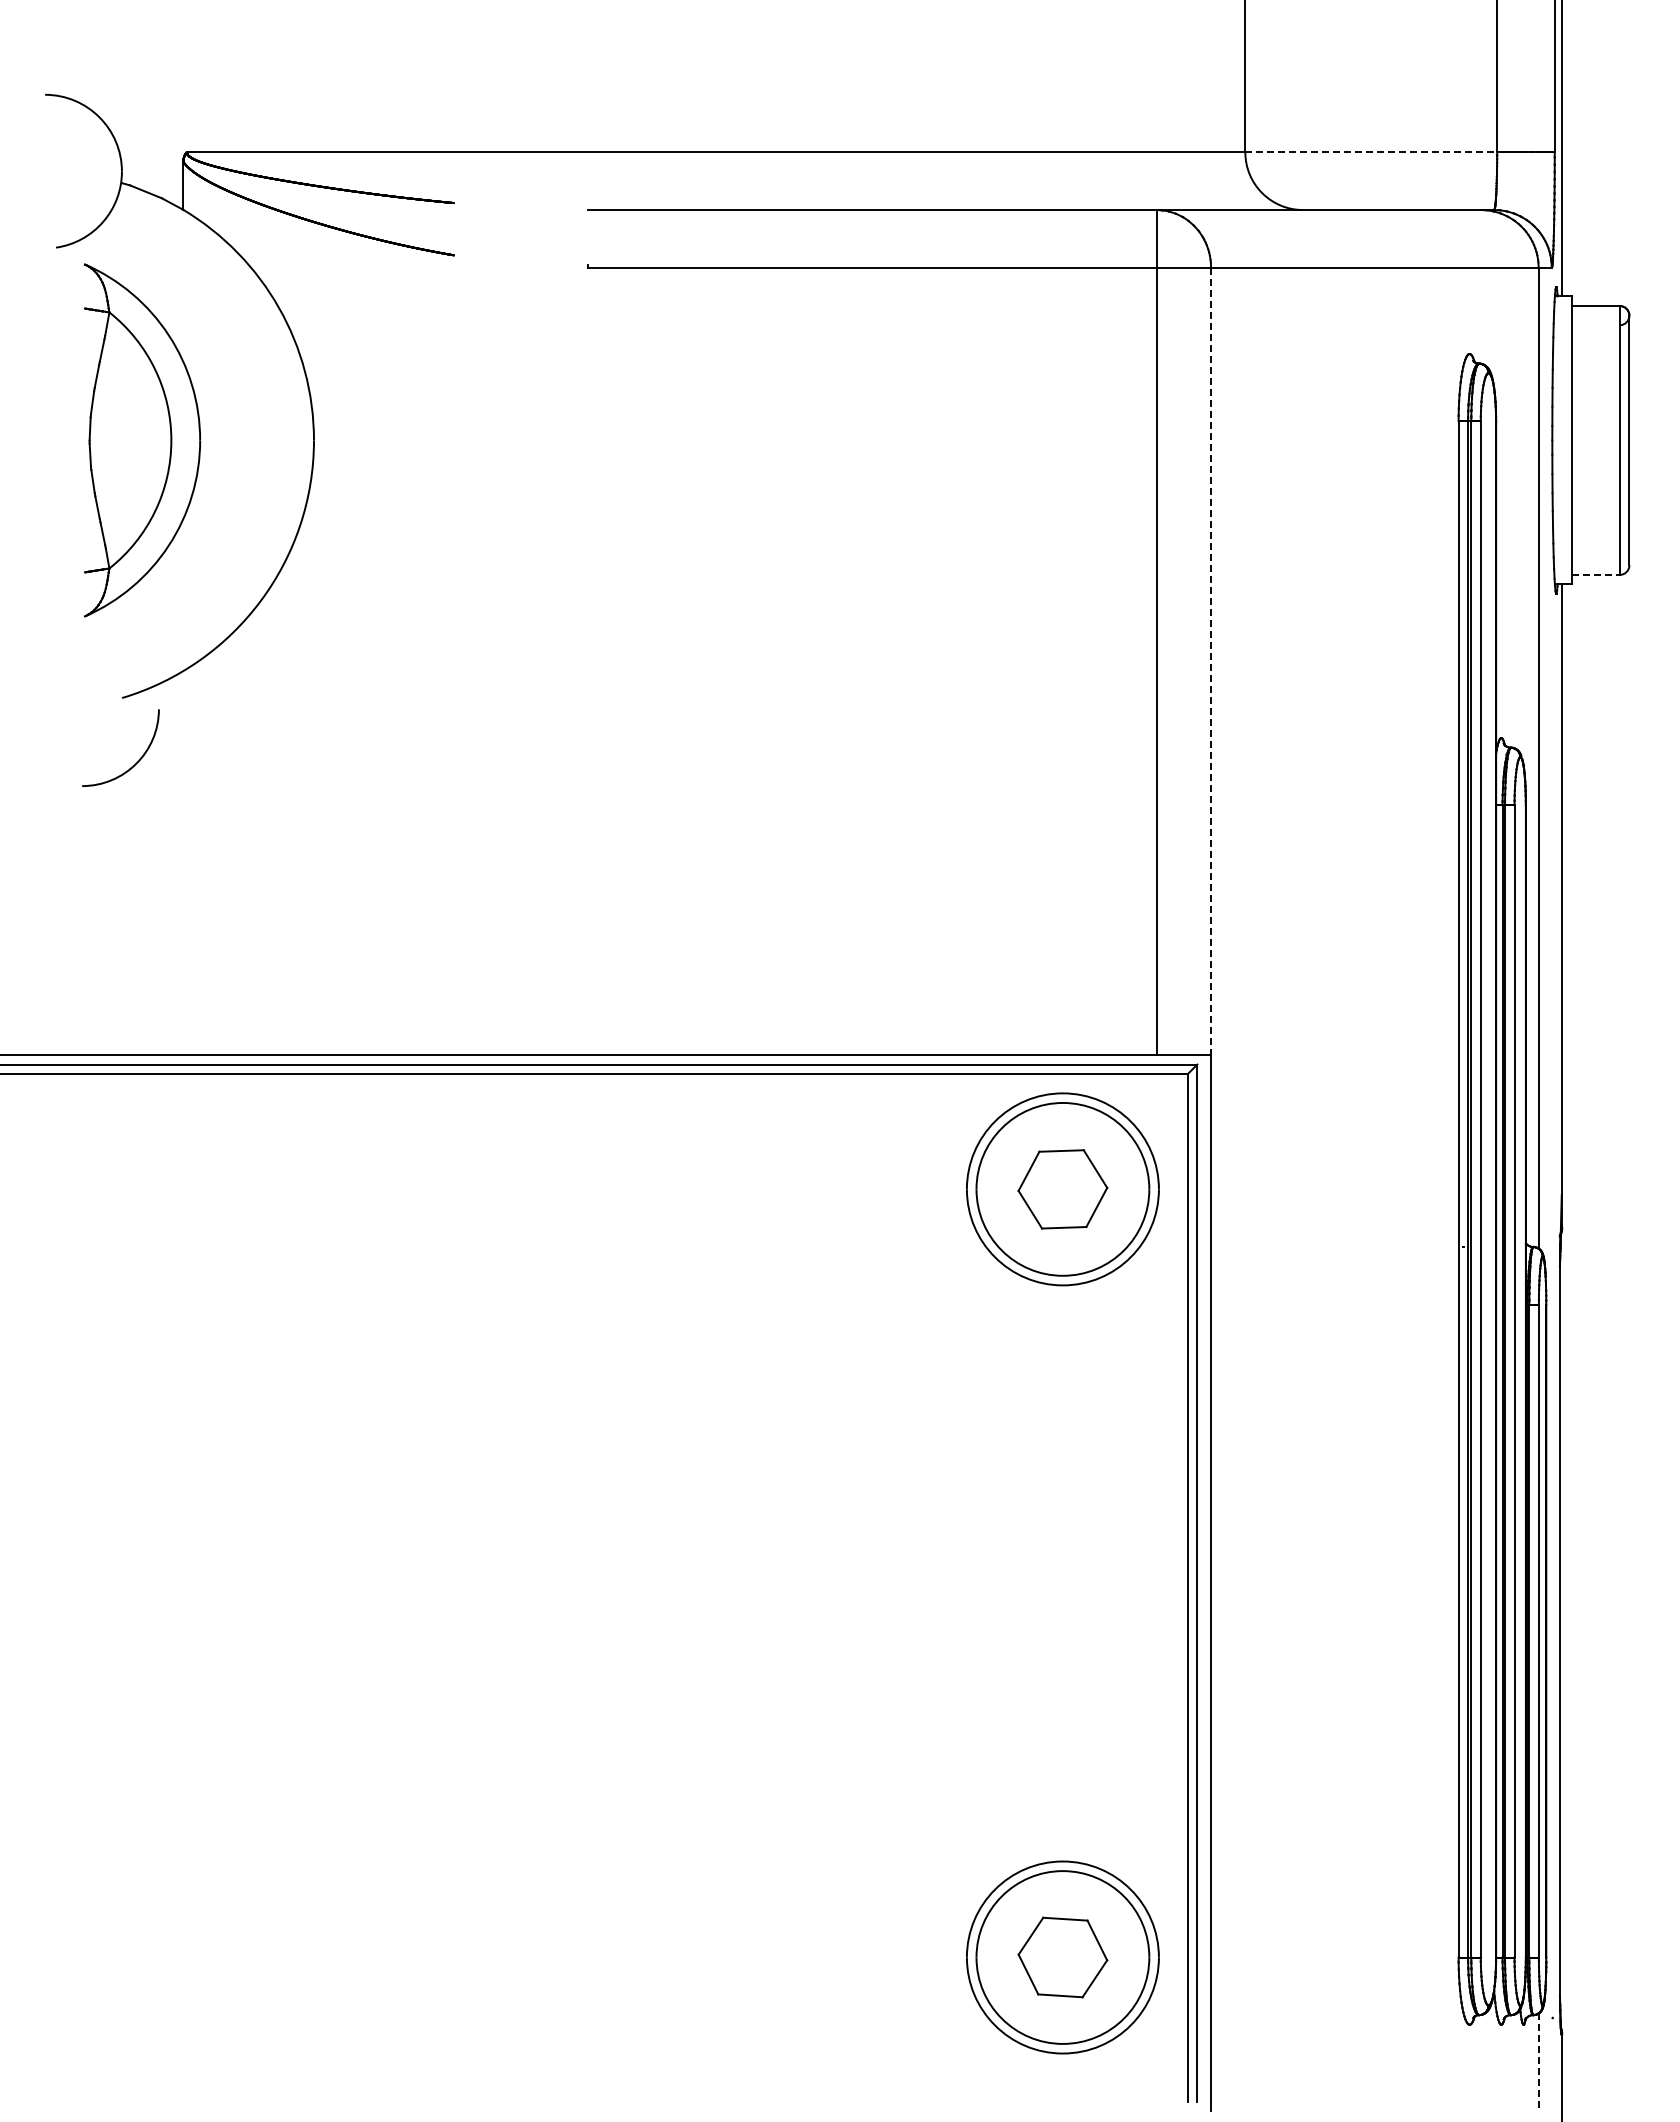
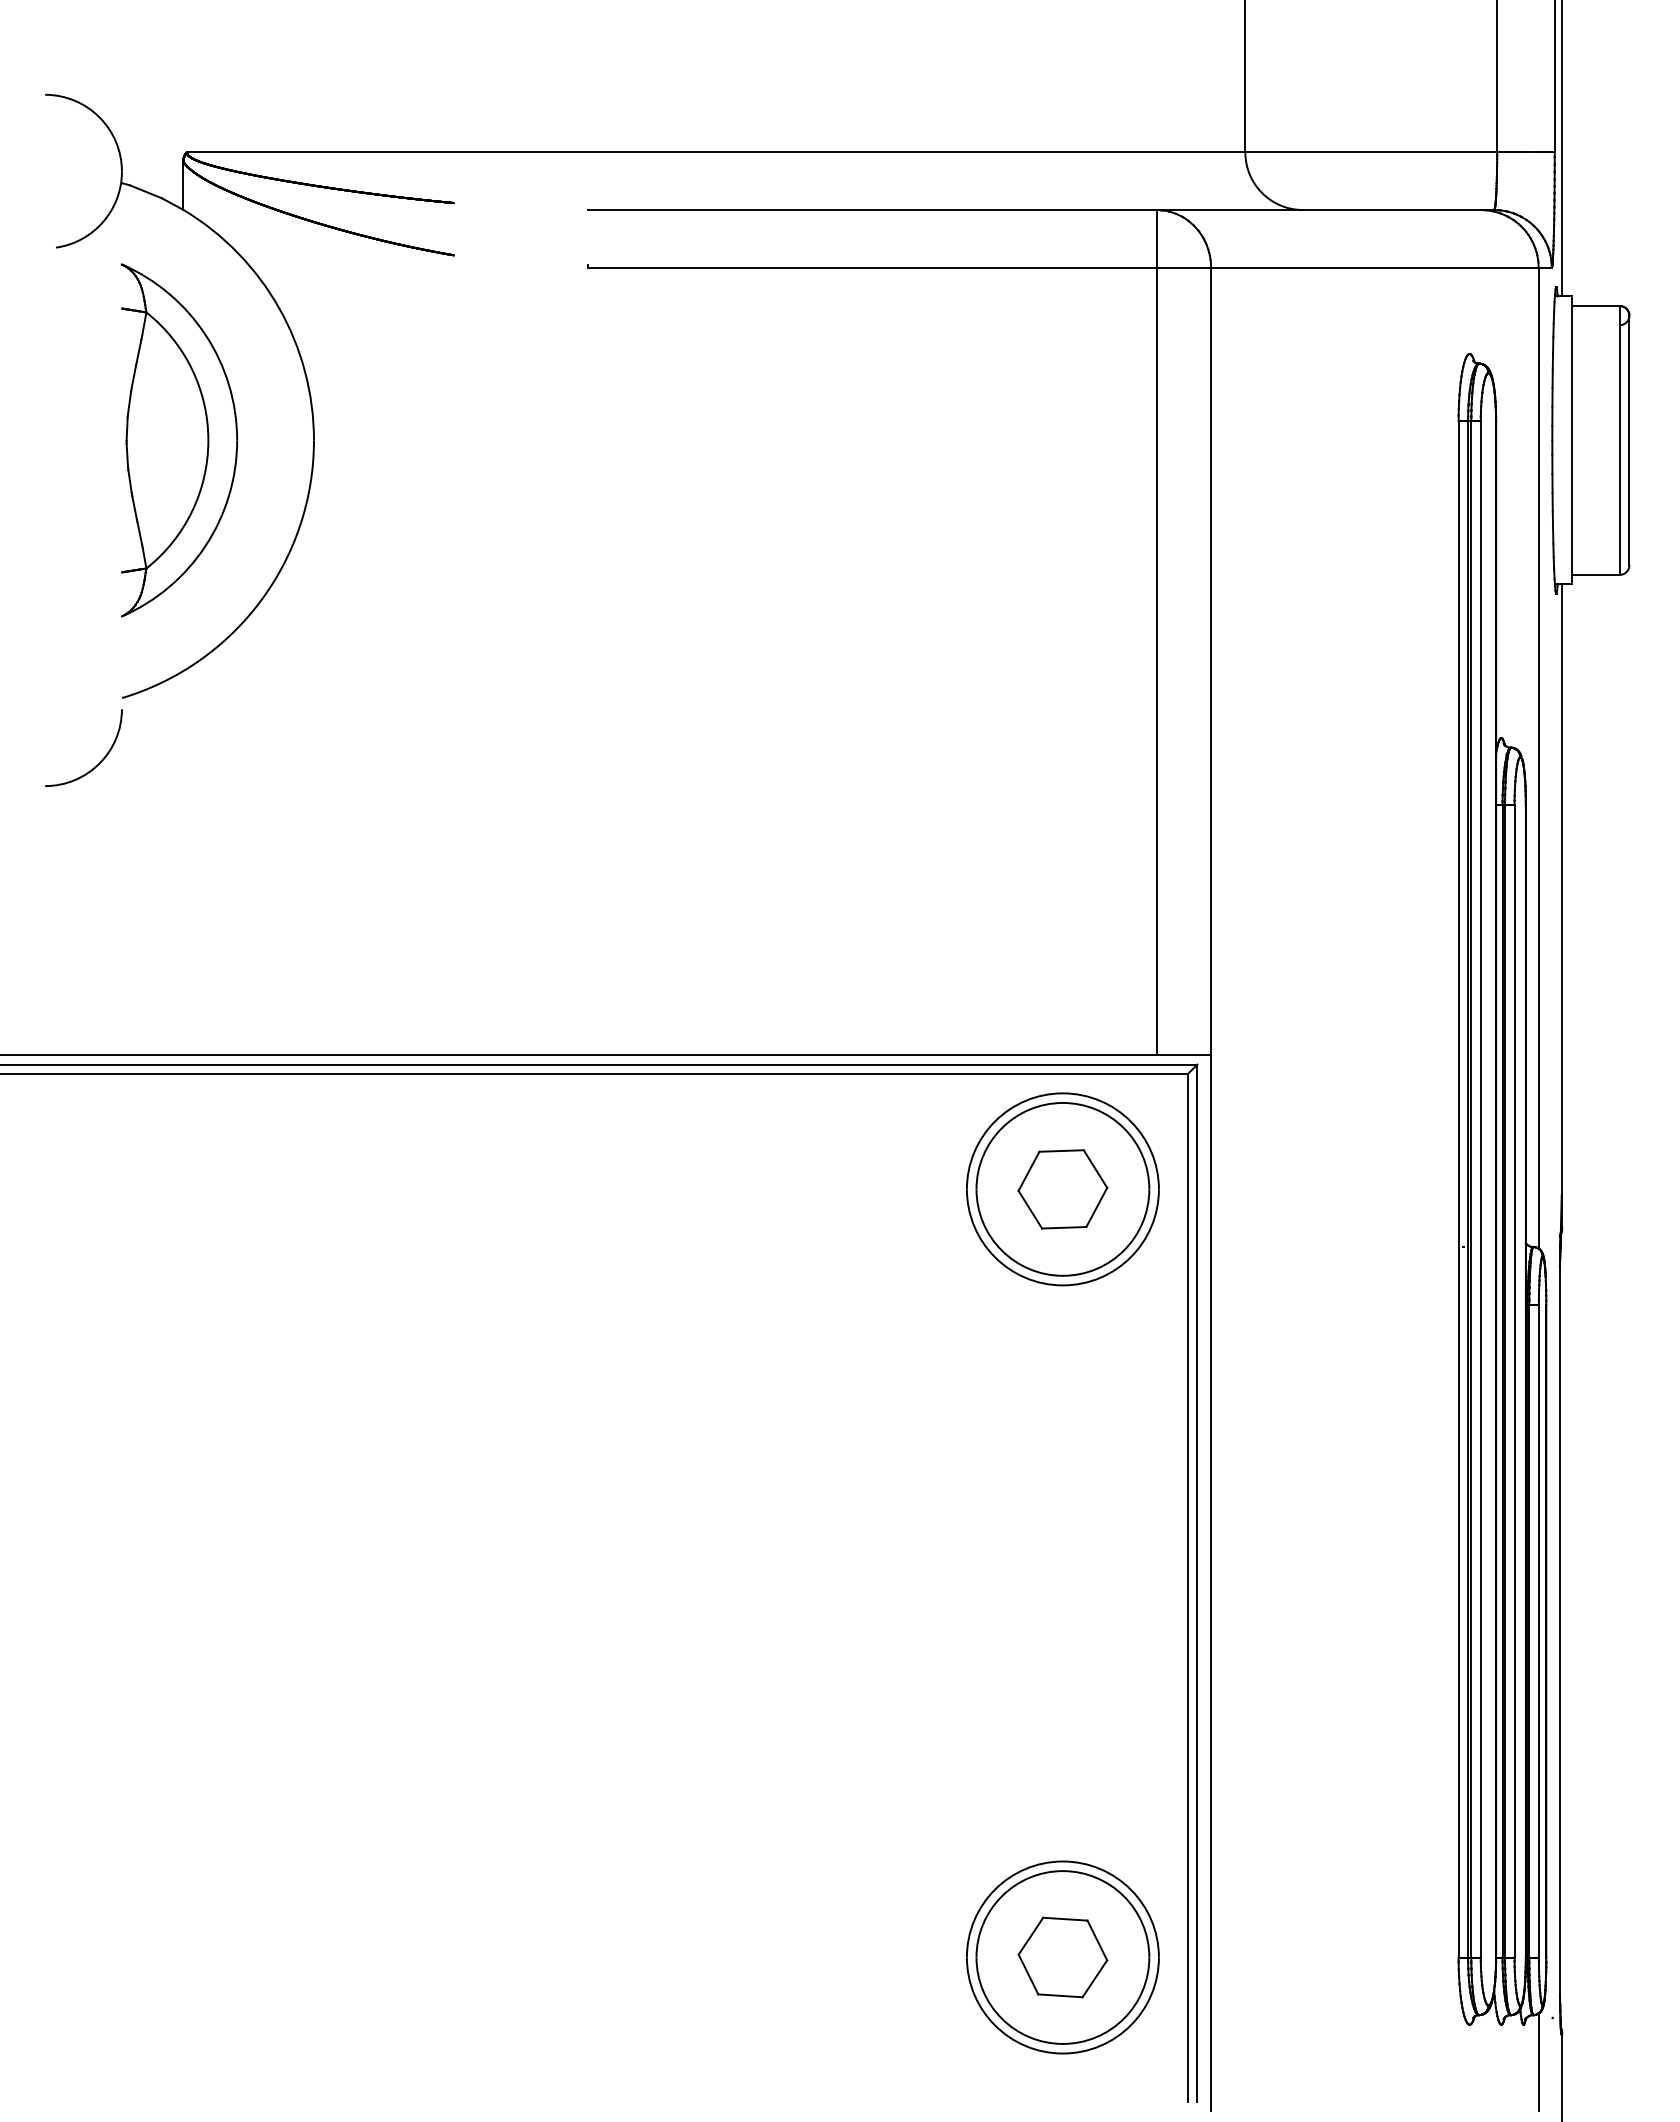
line: dashed -> solid (1371, 152)
part position: (142, 440) -> (179, 440) (179, 440)
line: dashed -> solid (1596, 574)
line: dashed -> solid (1211, 661)
arc position: (136, 762) -> (99, 762) (99, 762)
line: dashed -> solid (1538, 2062)
